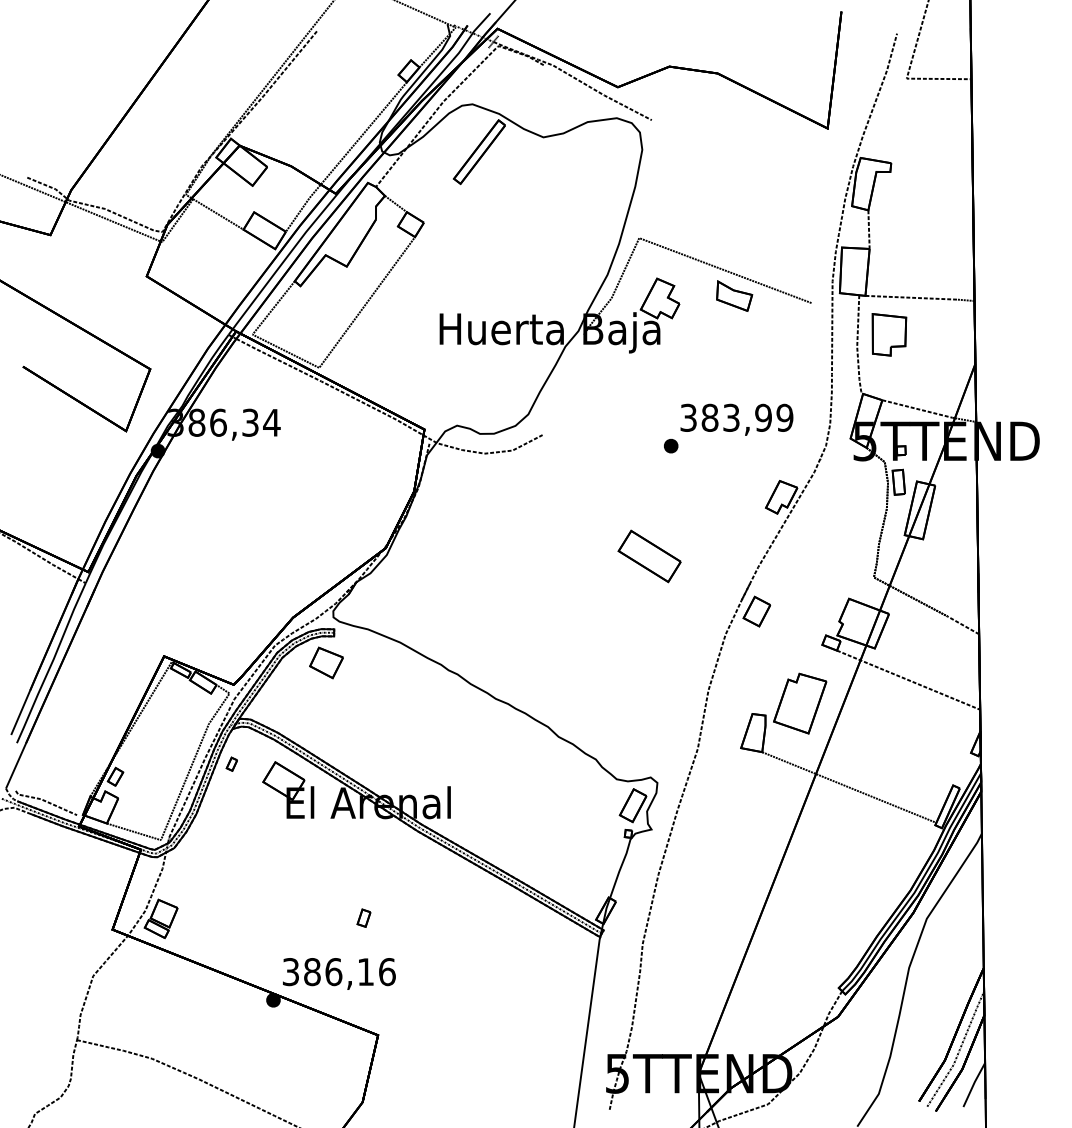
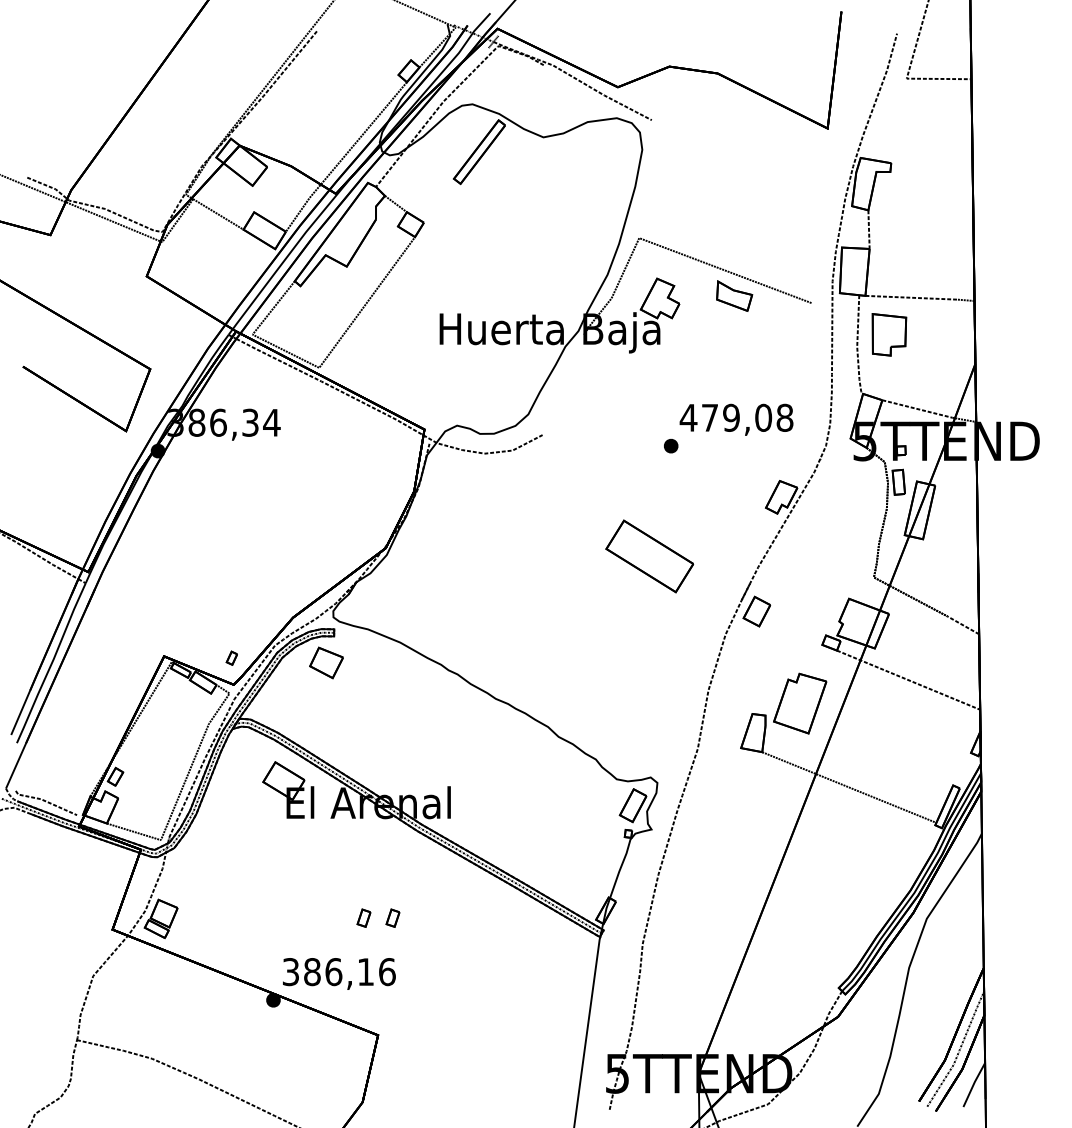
text: 383,99 -> 479,08 (736, 417)
part size: 65x55 px -> 90x75 px (649, 556)
part position: (231, 763) -> (231, 657) (231, 657)
part: none -> present (392, 917)
